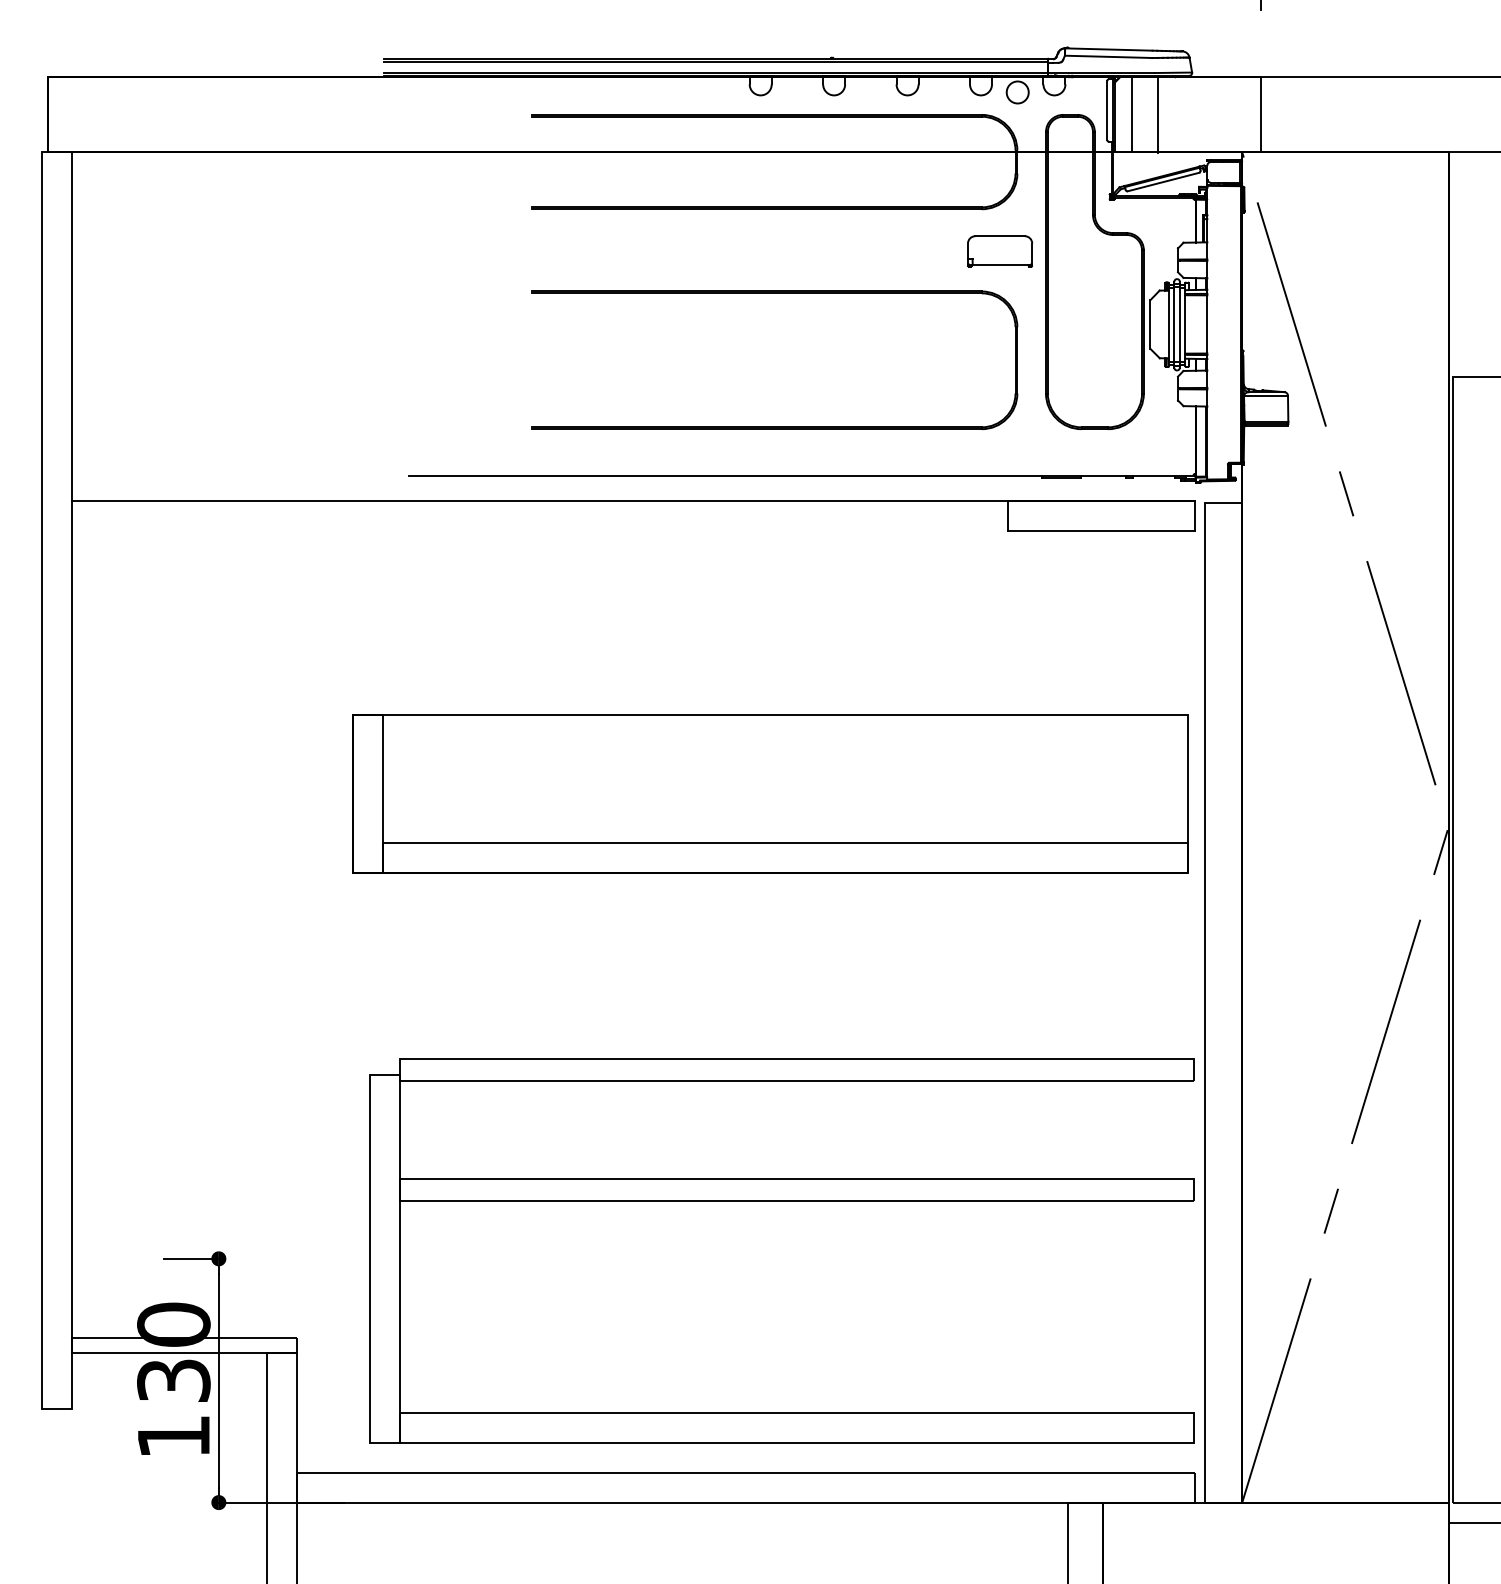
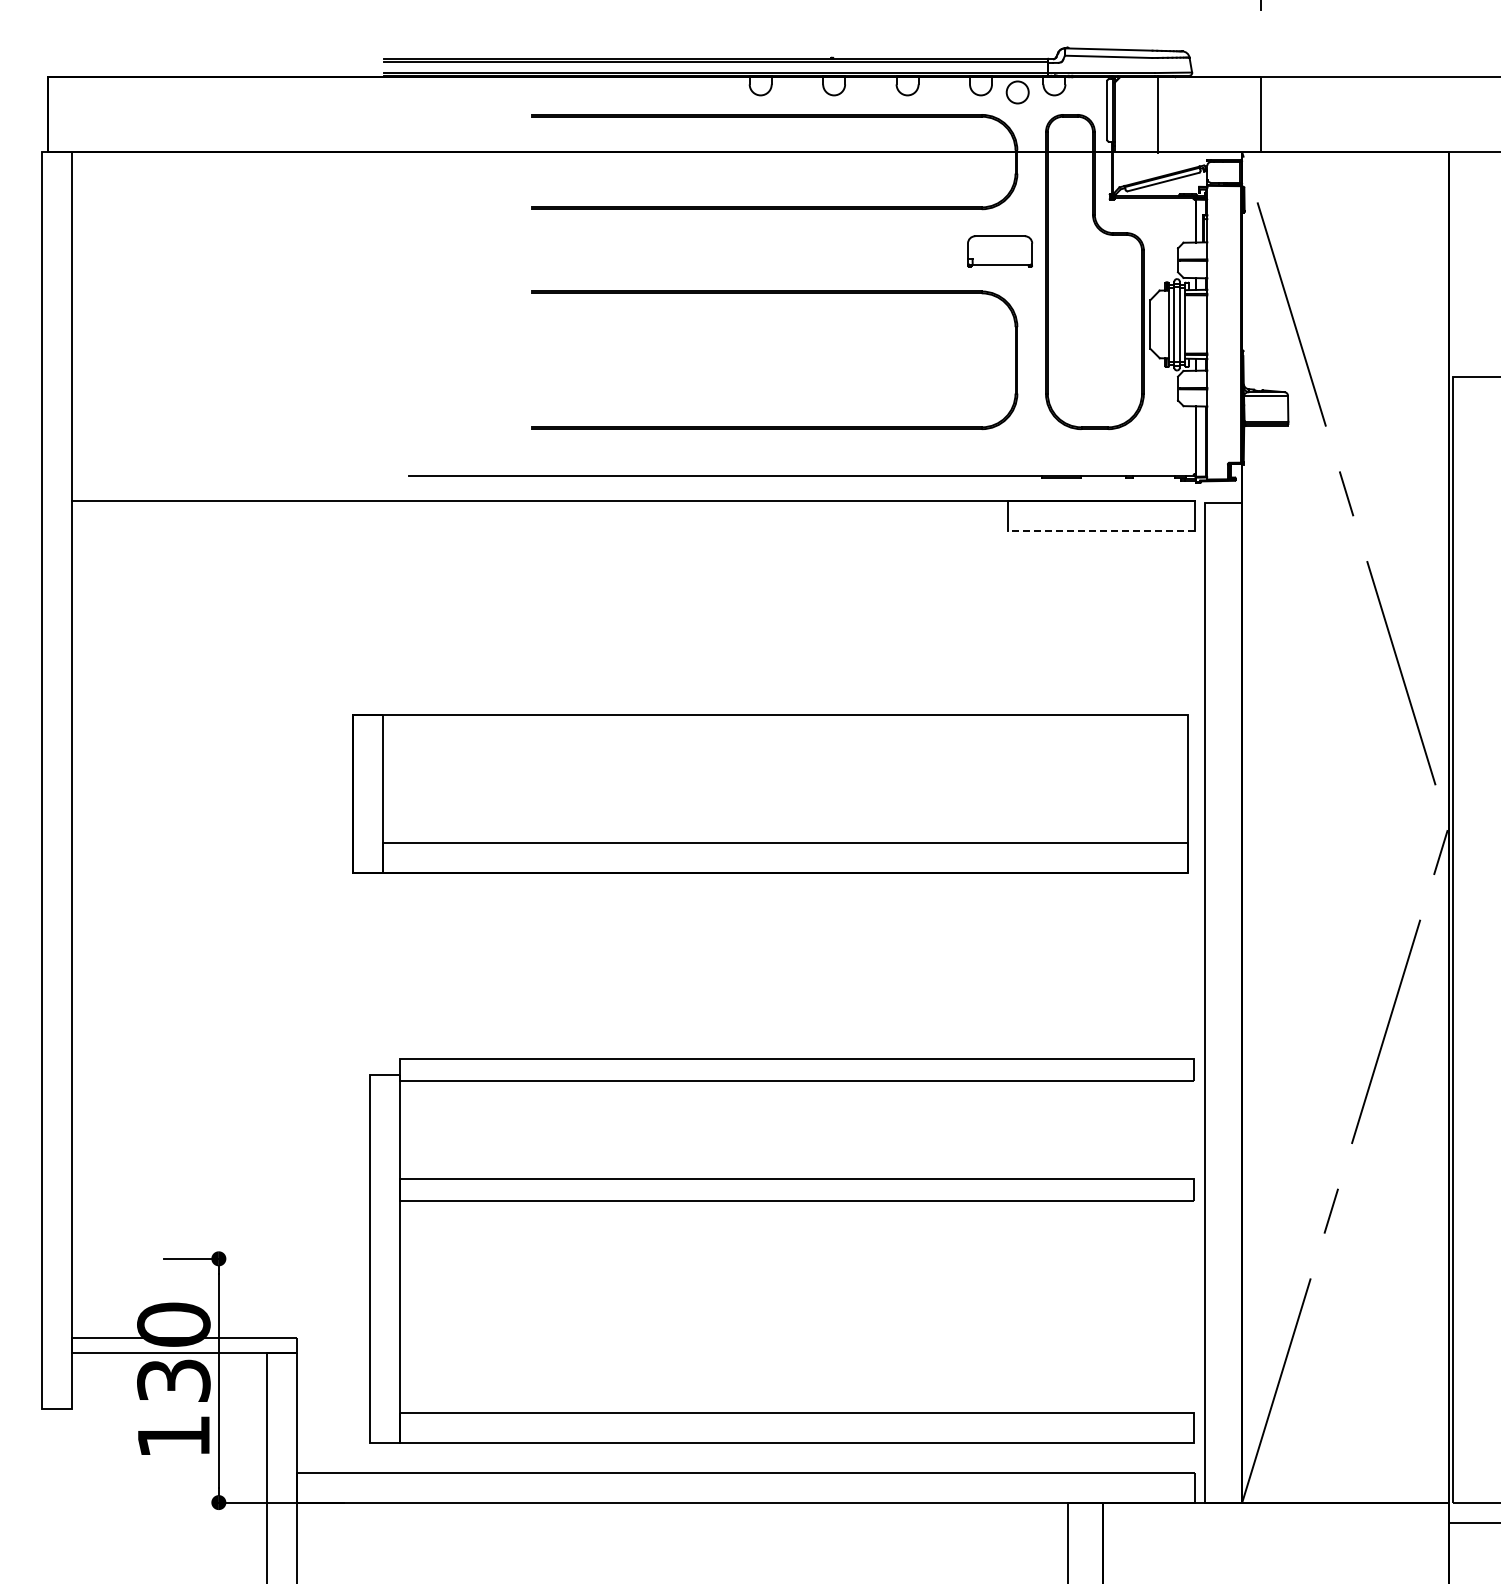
line: present -> none (1131, 114)
line: solid -> dashed (1101, 531)
